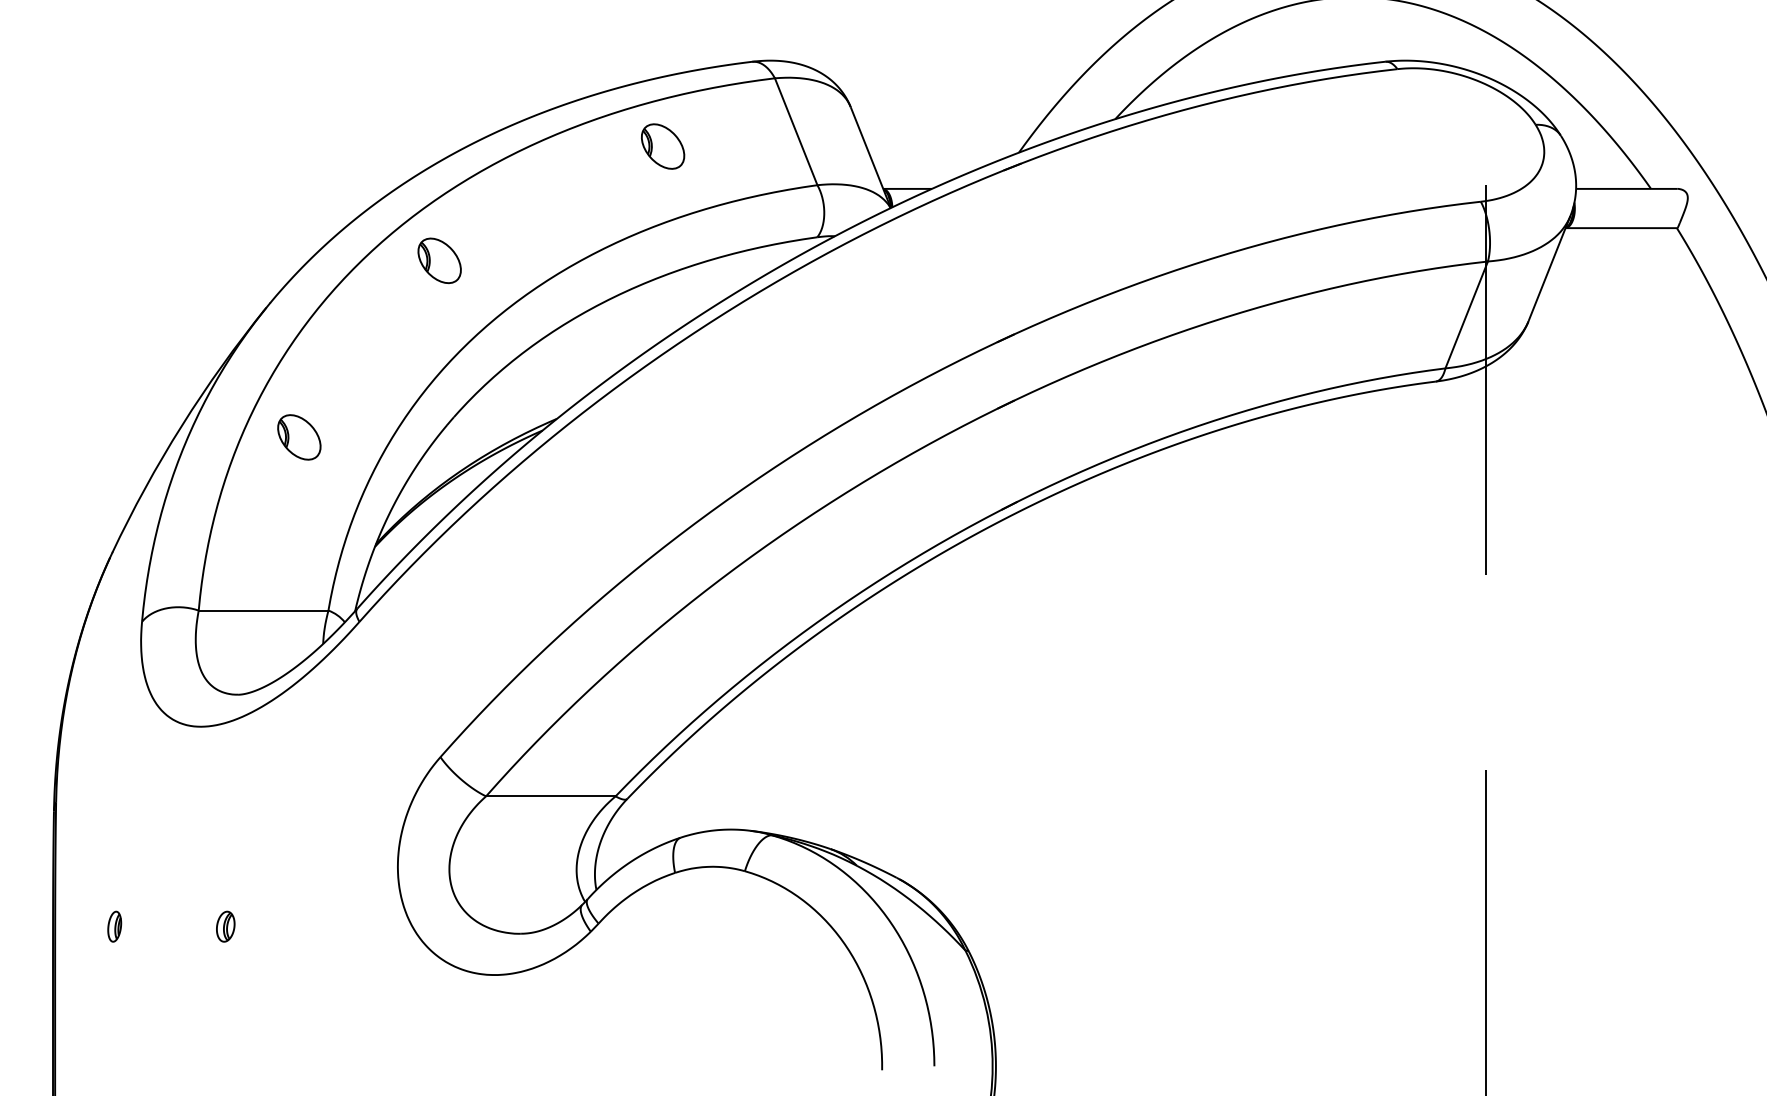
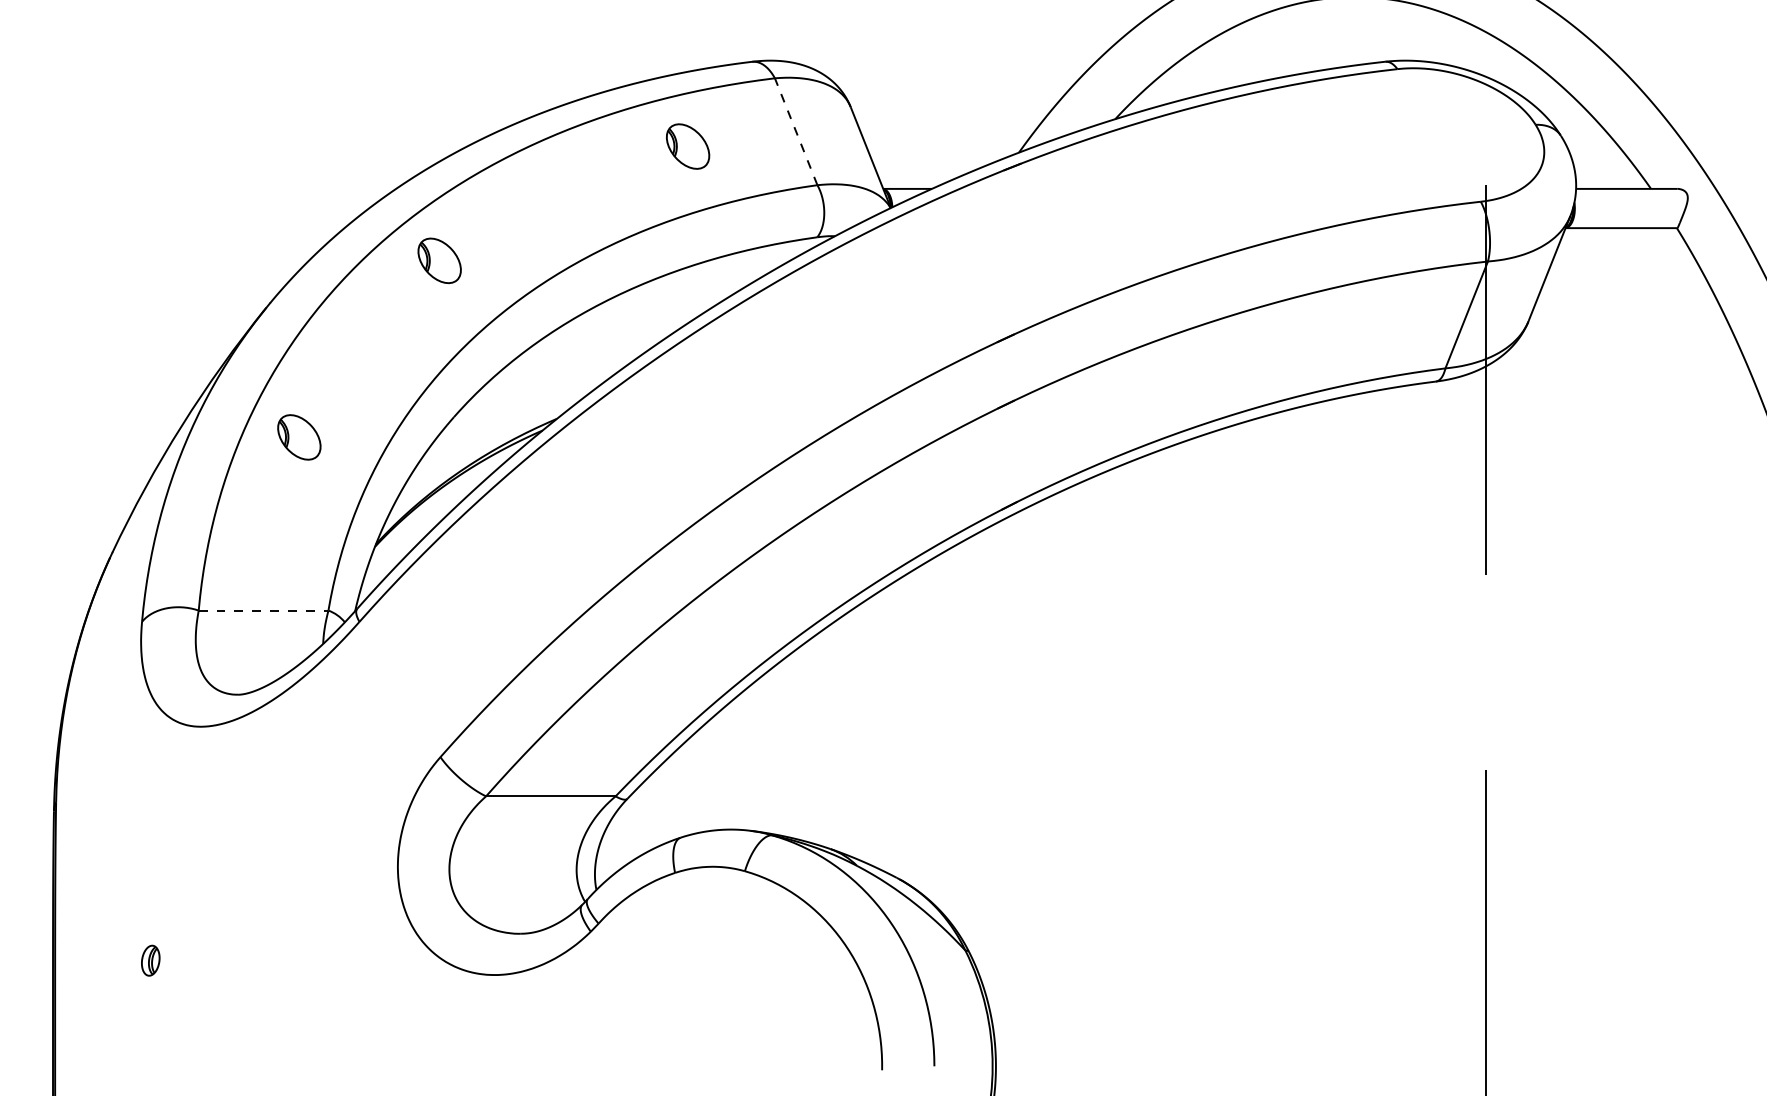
line: solid -> dashed (796, 131)
part position: (663, 146) -> (688, 146) (688, 146)
line: solid -> dashed (263, 610)
part: present -> none (114, 926)
part position: (225, 926) -> (150, 960) (150, 960)
